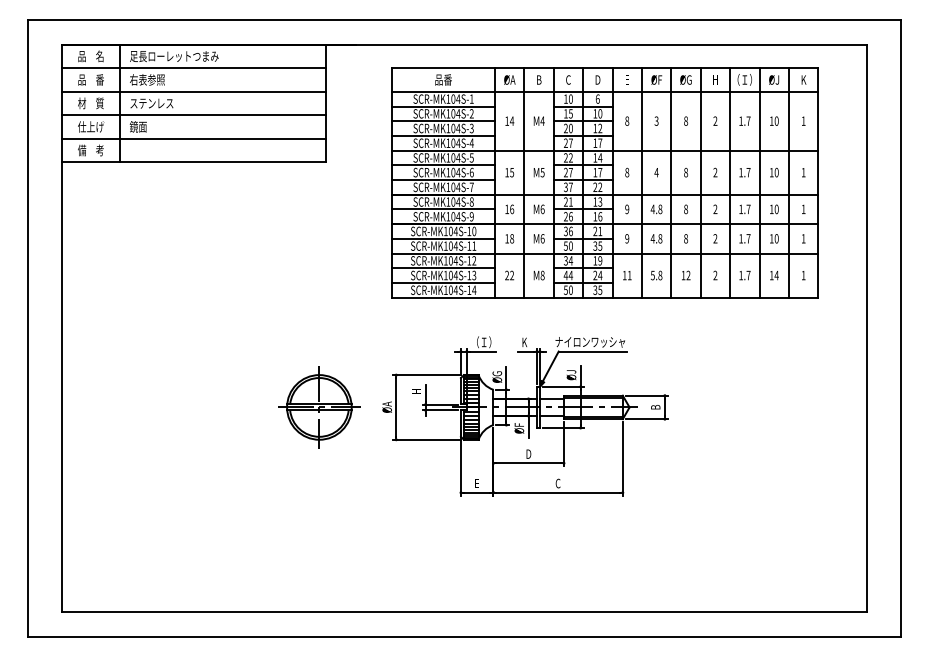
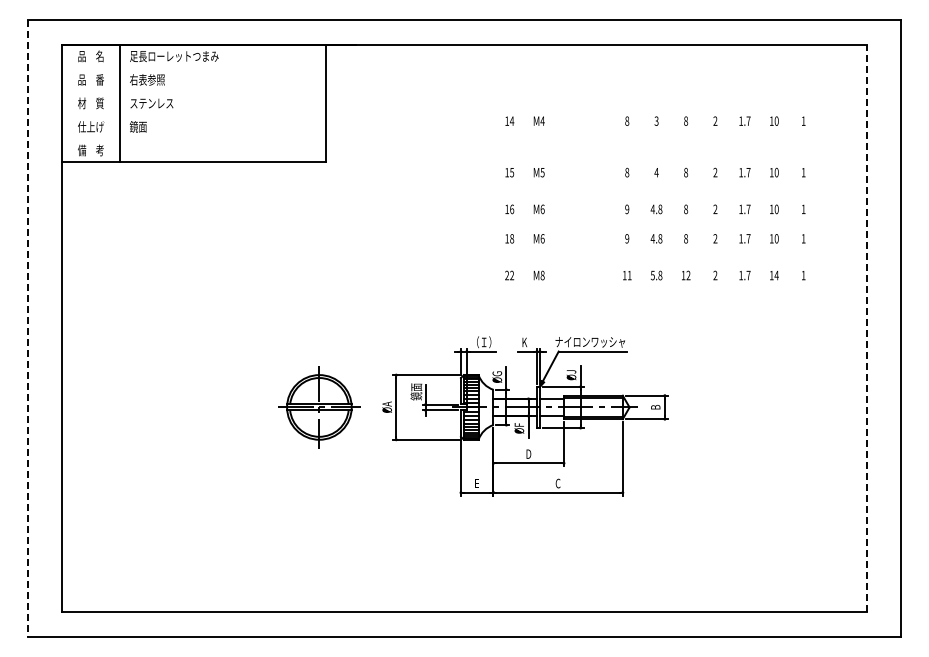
line: present -> none (193, 68)
line: present -> none (193, 91)
line: present -> none (193, 115)
line: present -> none (193, 138)
part: present -> none (604, 182)
line: solid -> dashed (27, 328)
line: solid -> dashed (867, 328)
text: H -> 鏡面 (416, 391)
